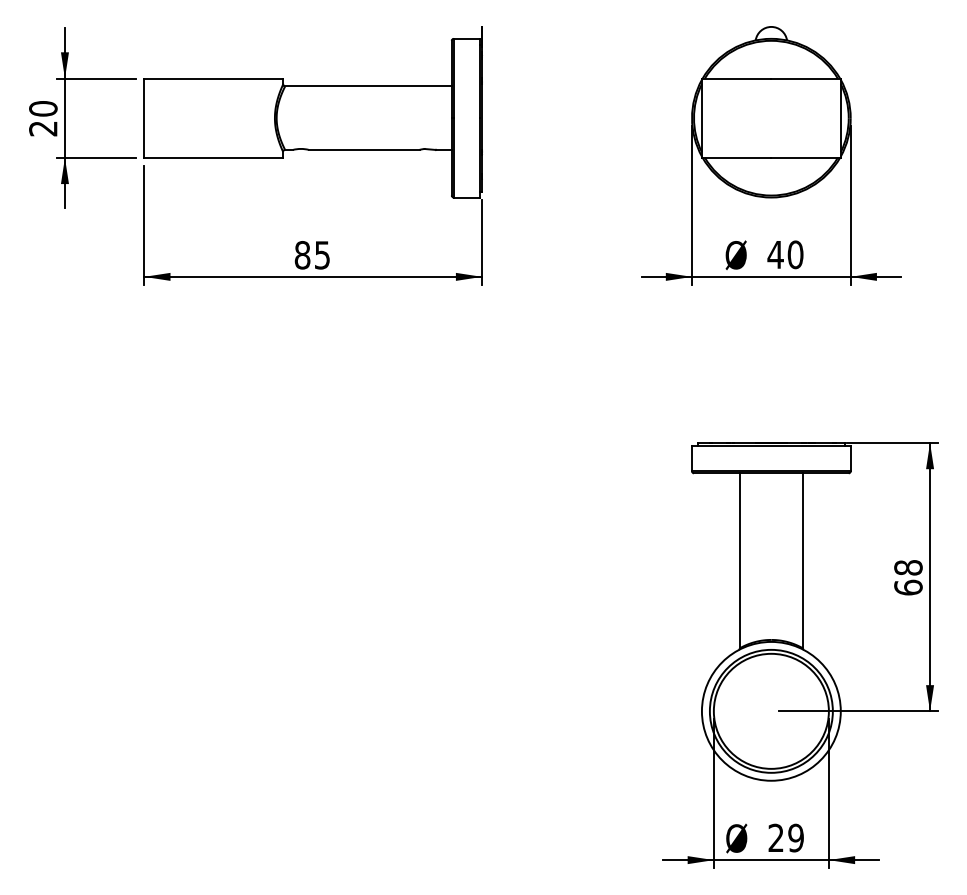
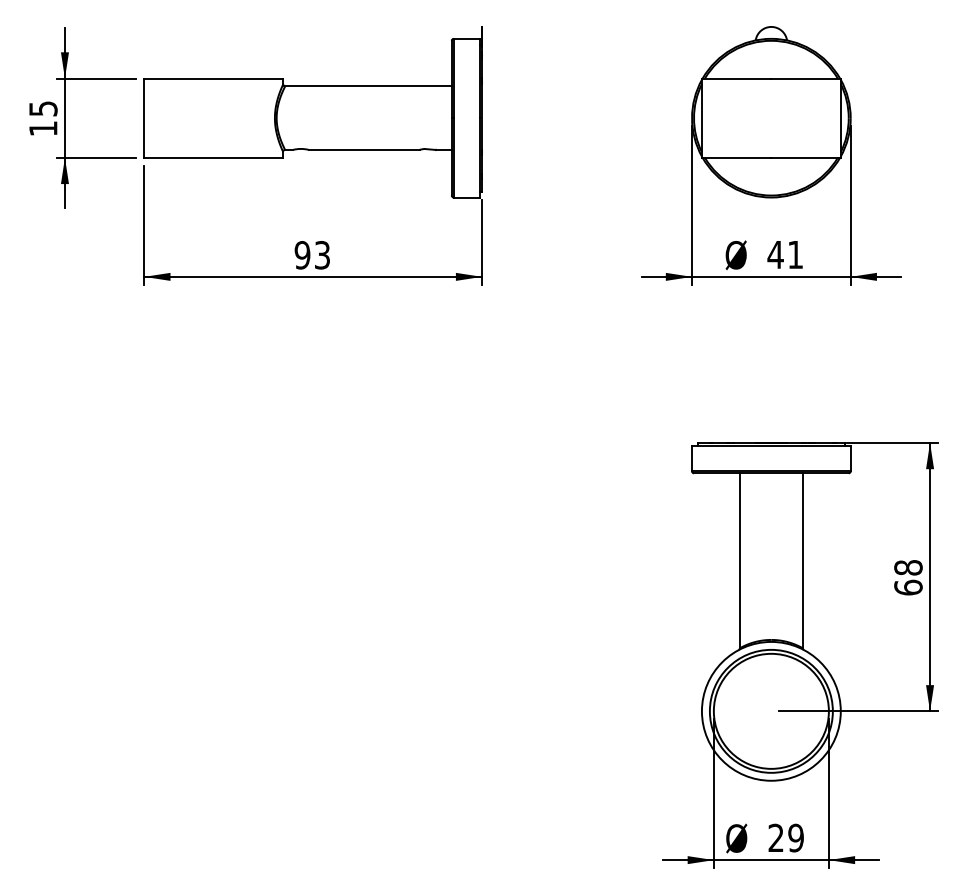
text: 20 -> 15 (43, 118)
text: 40 -> 41 (795, 254)
text: 85 -> 93 (311, 255)
